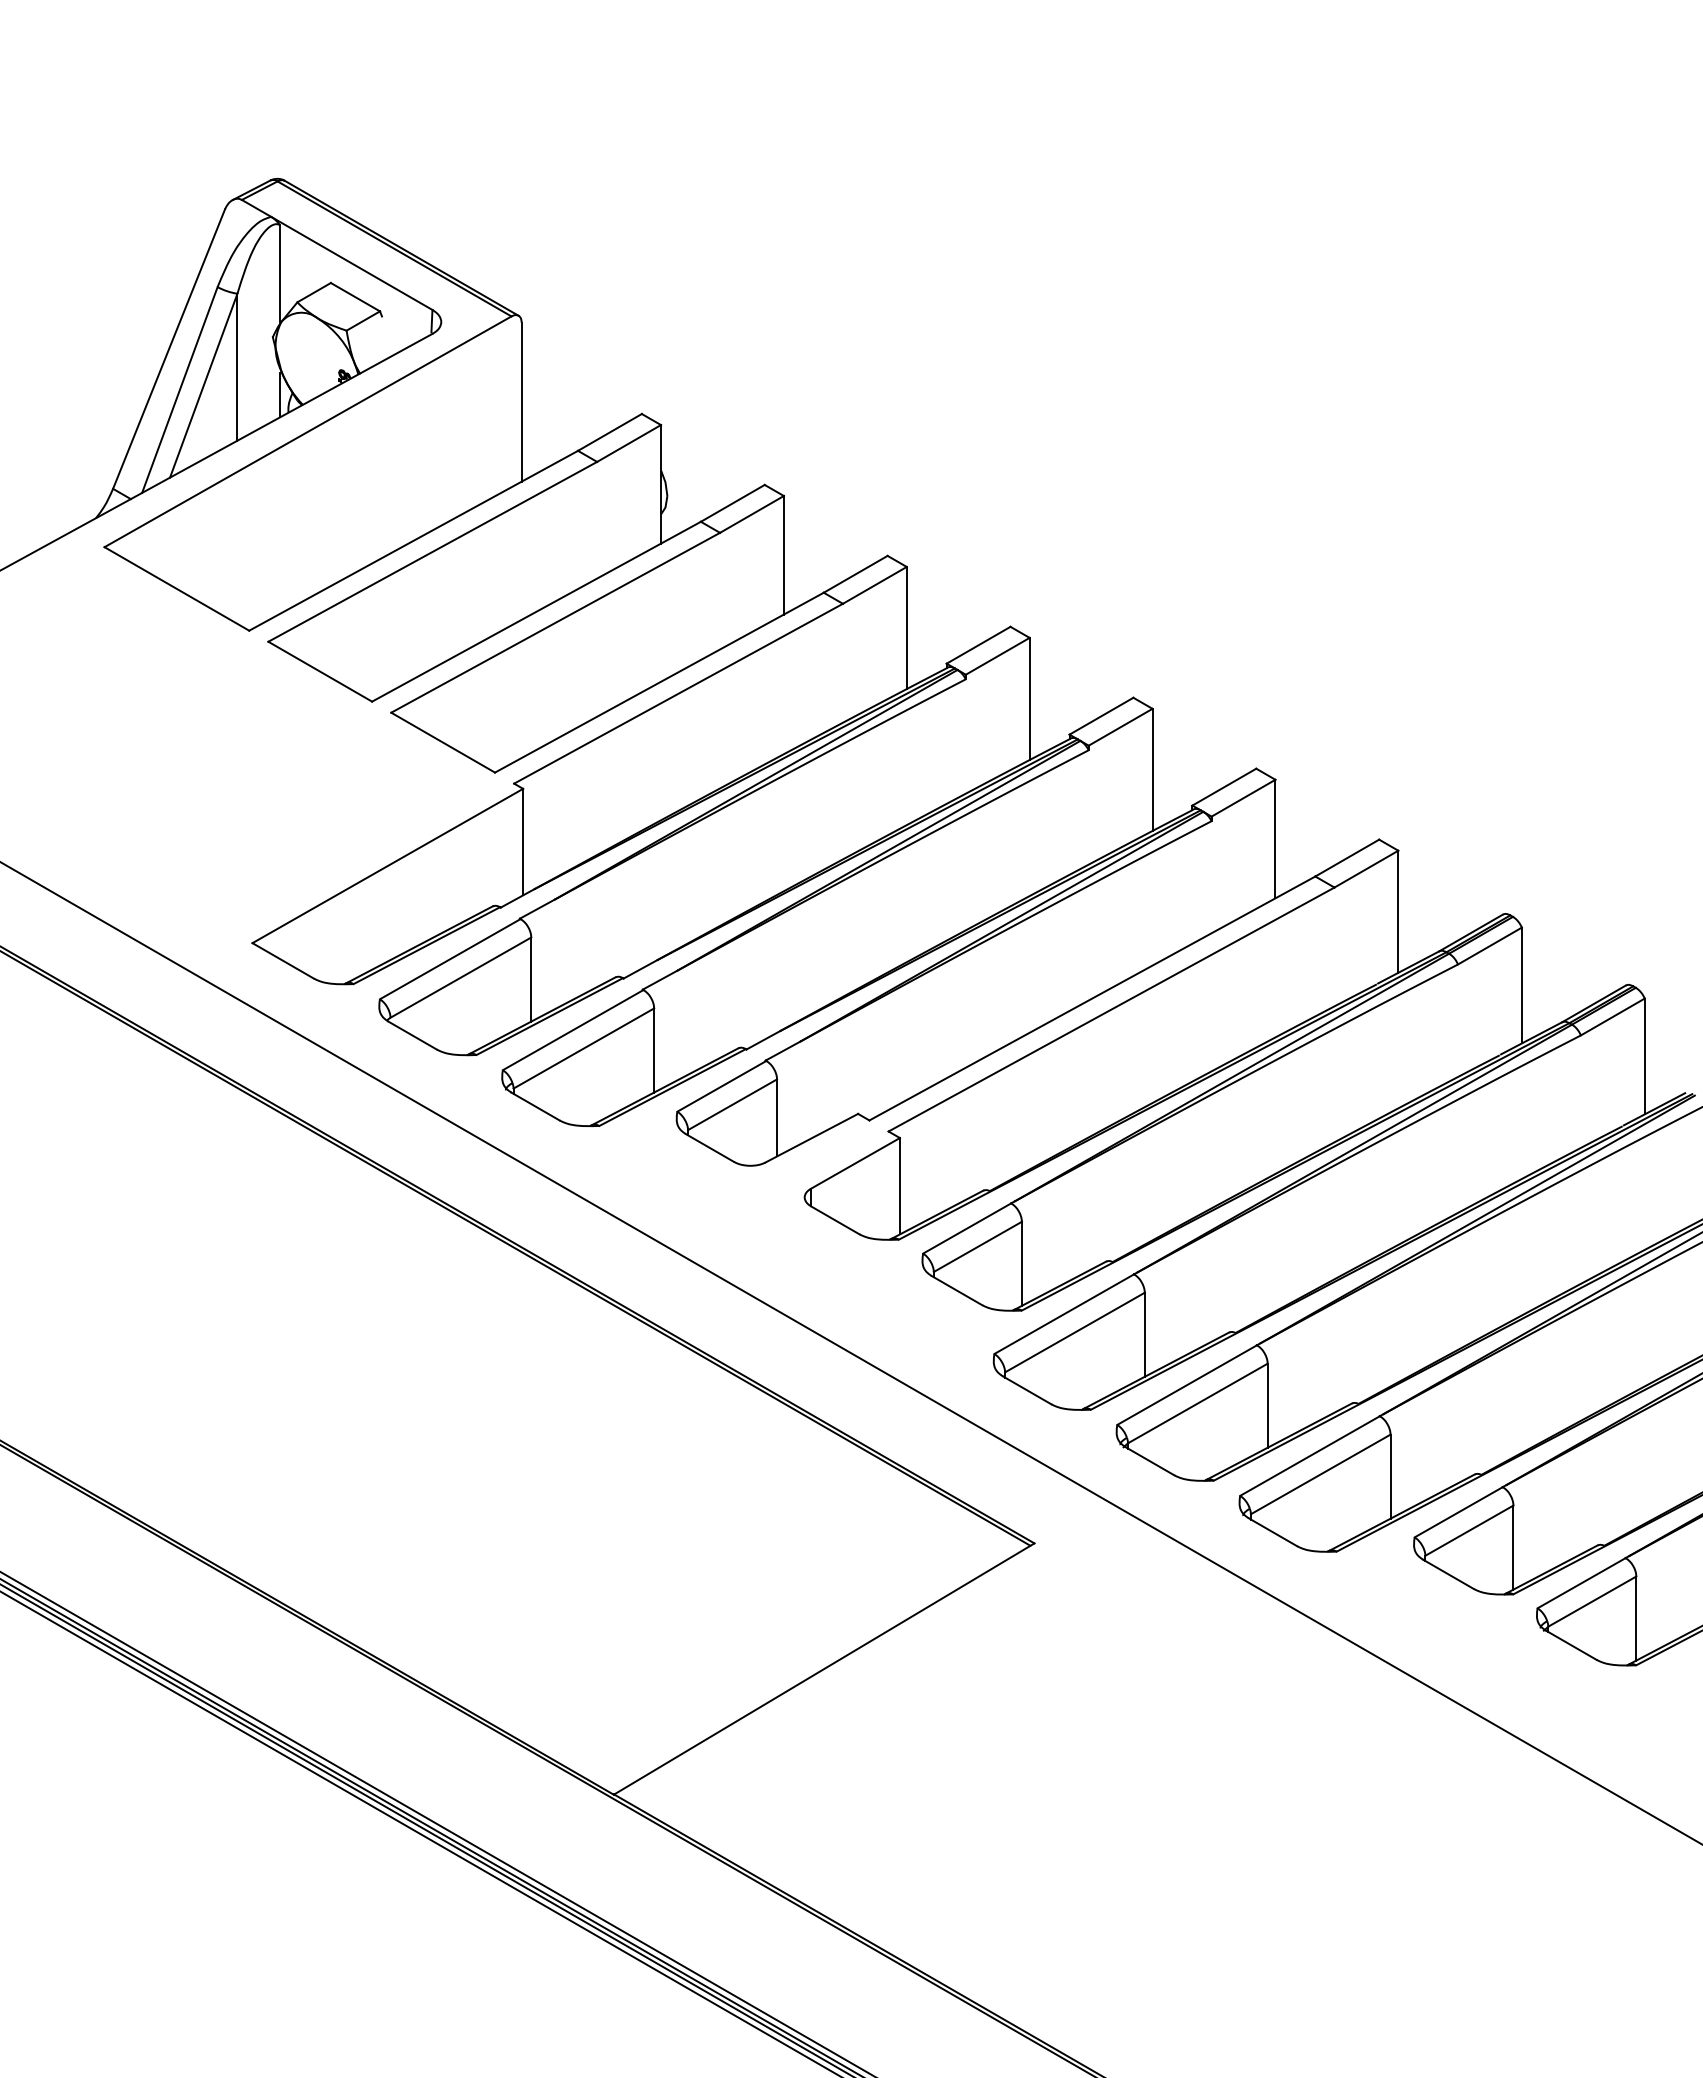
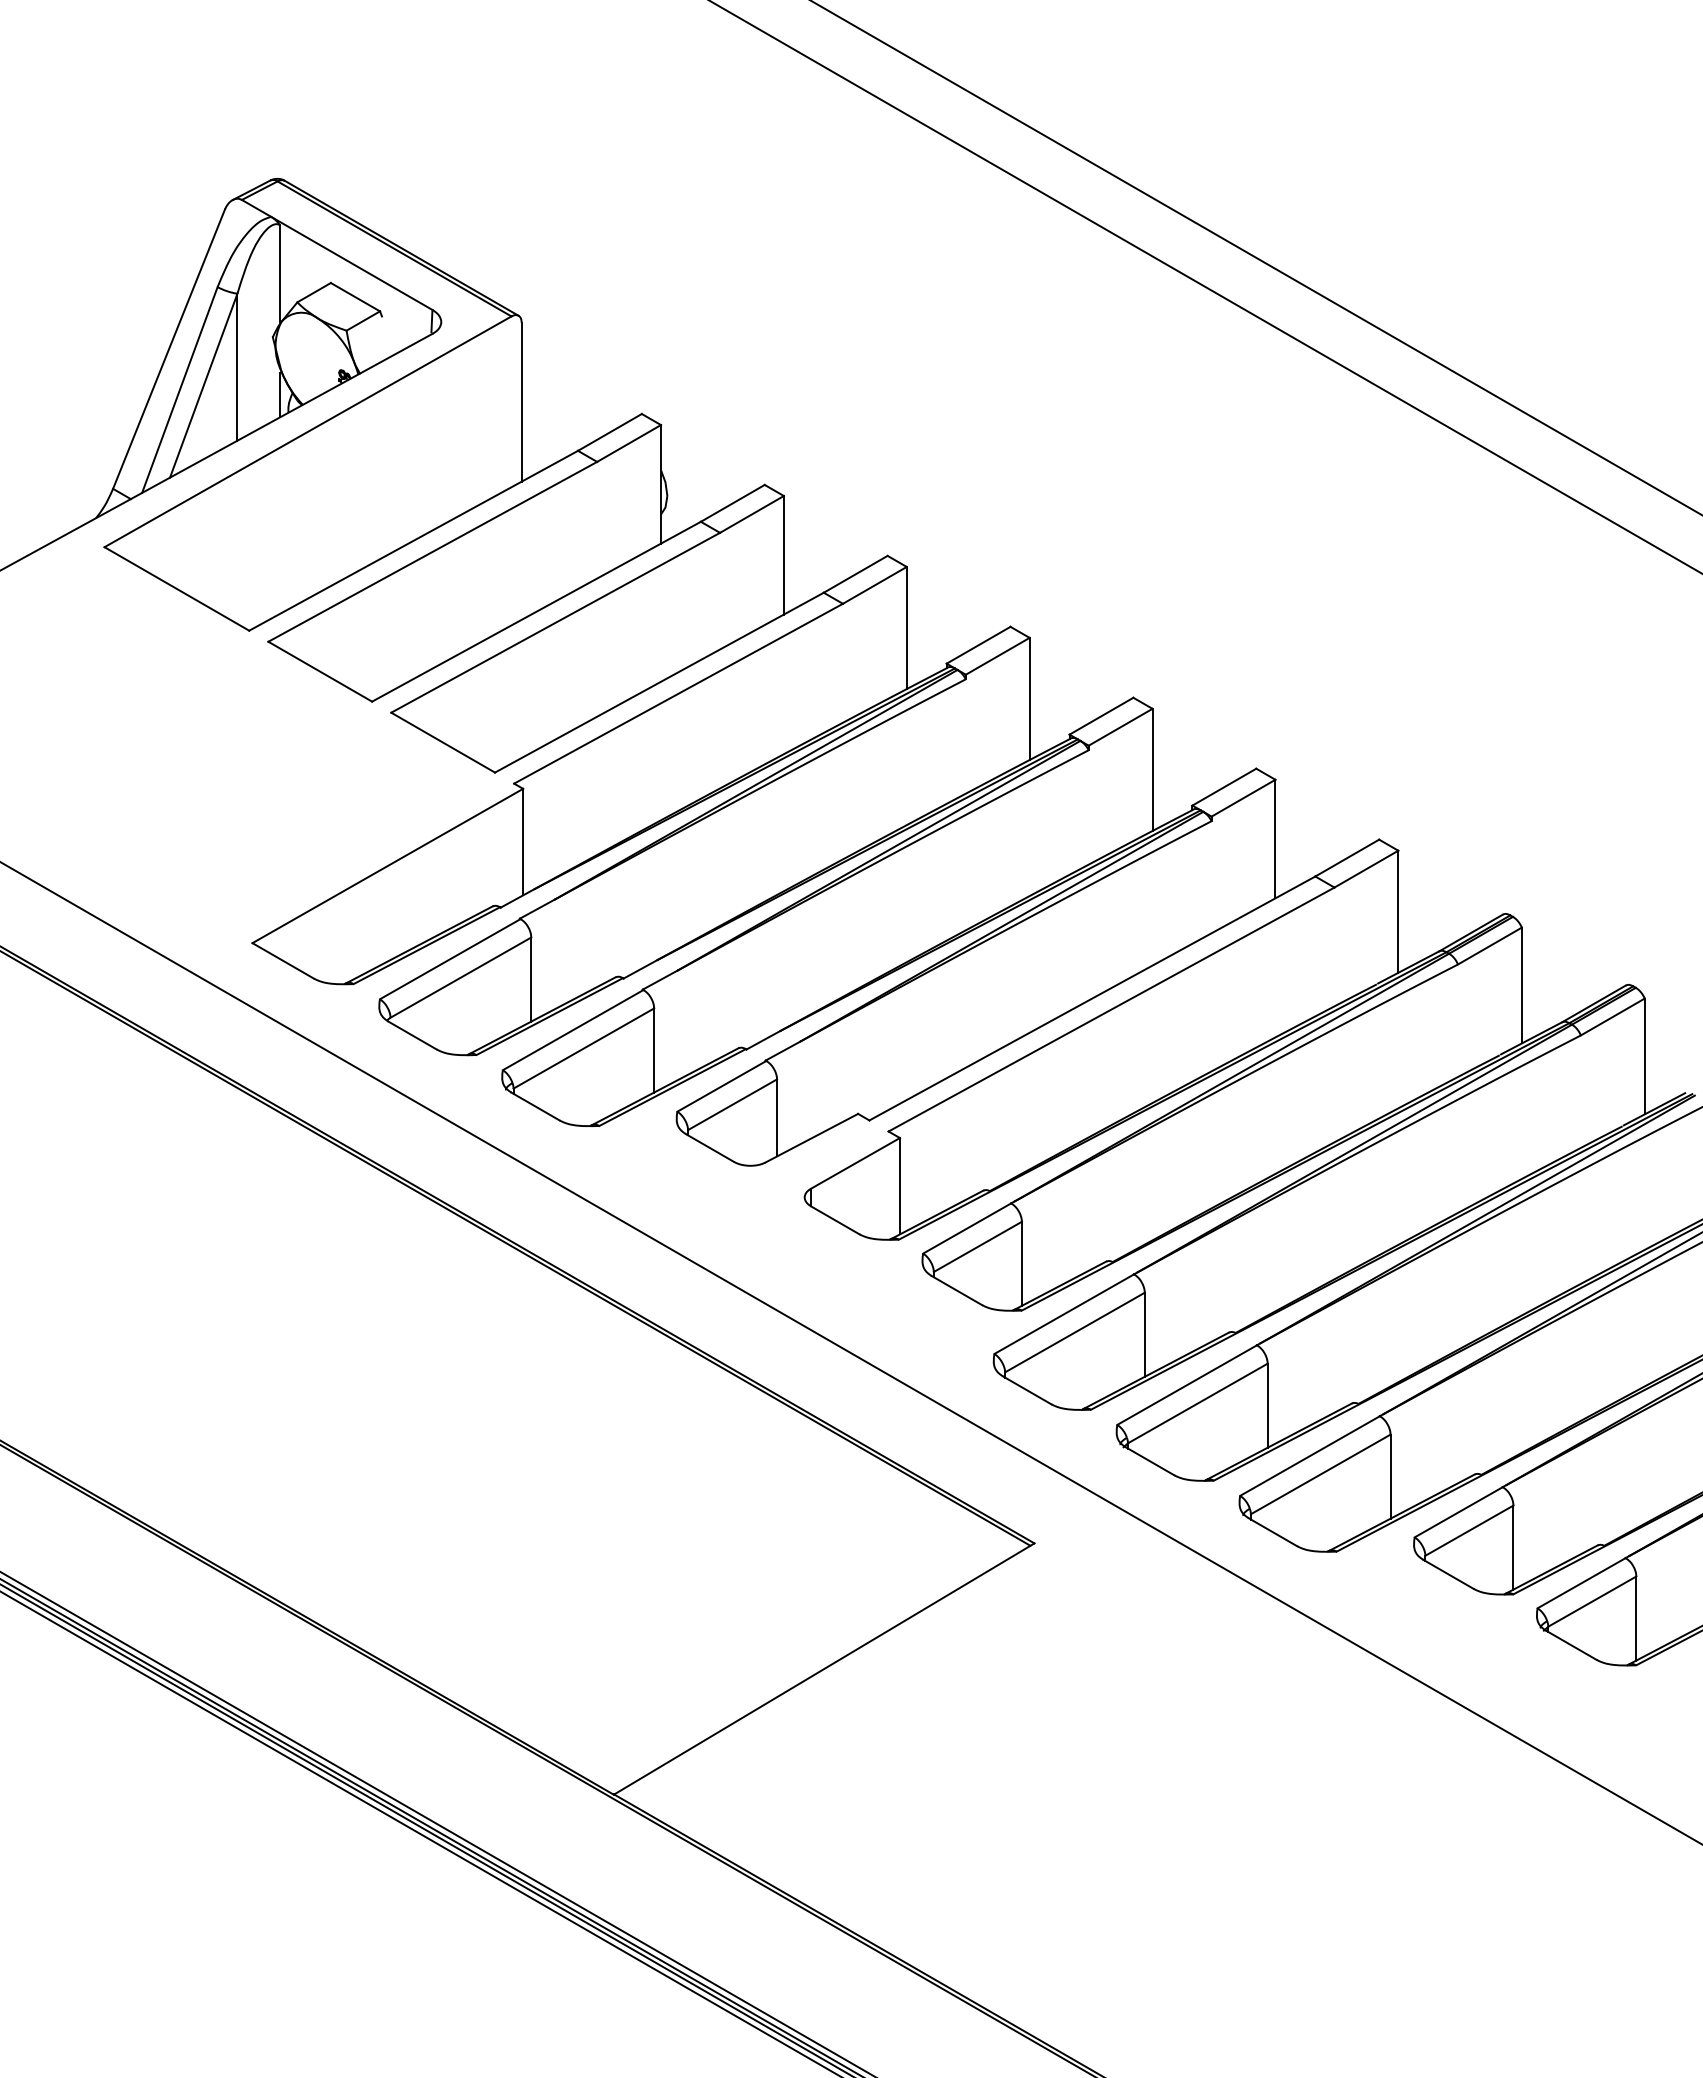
line: none -> present (1256, 257)
line: none -> present (1205, 287)
